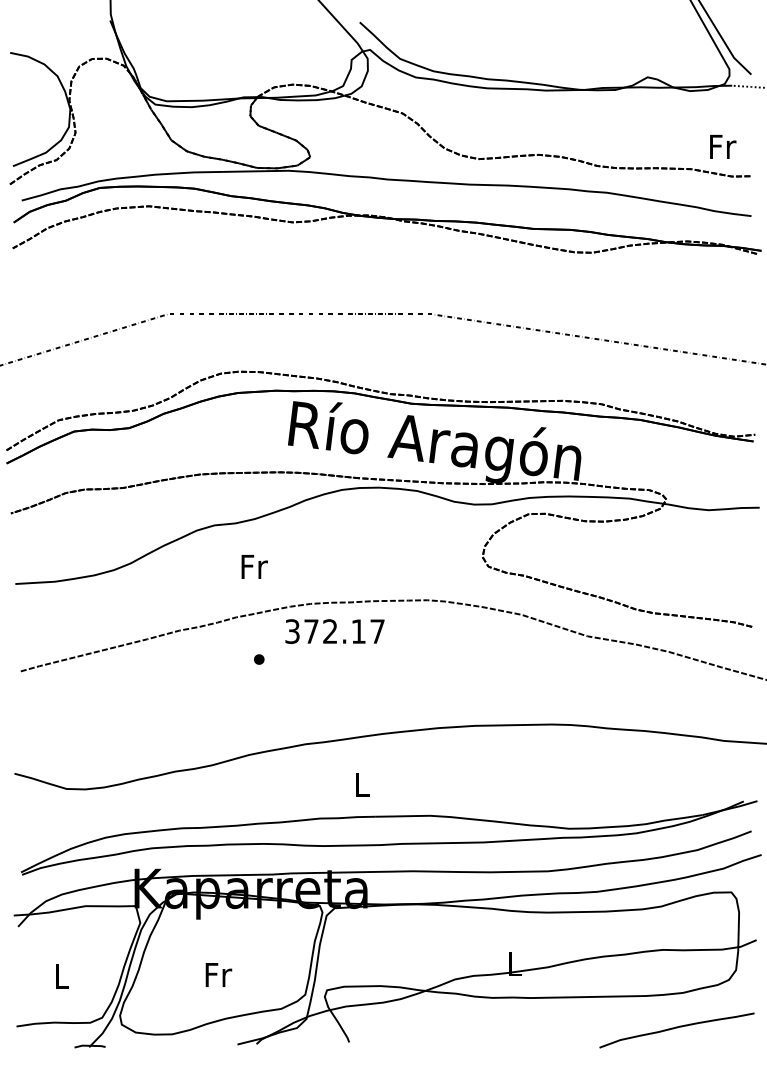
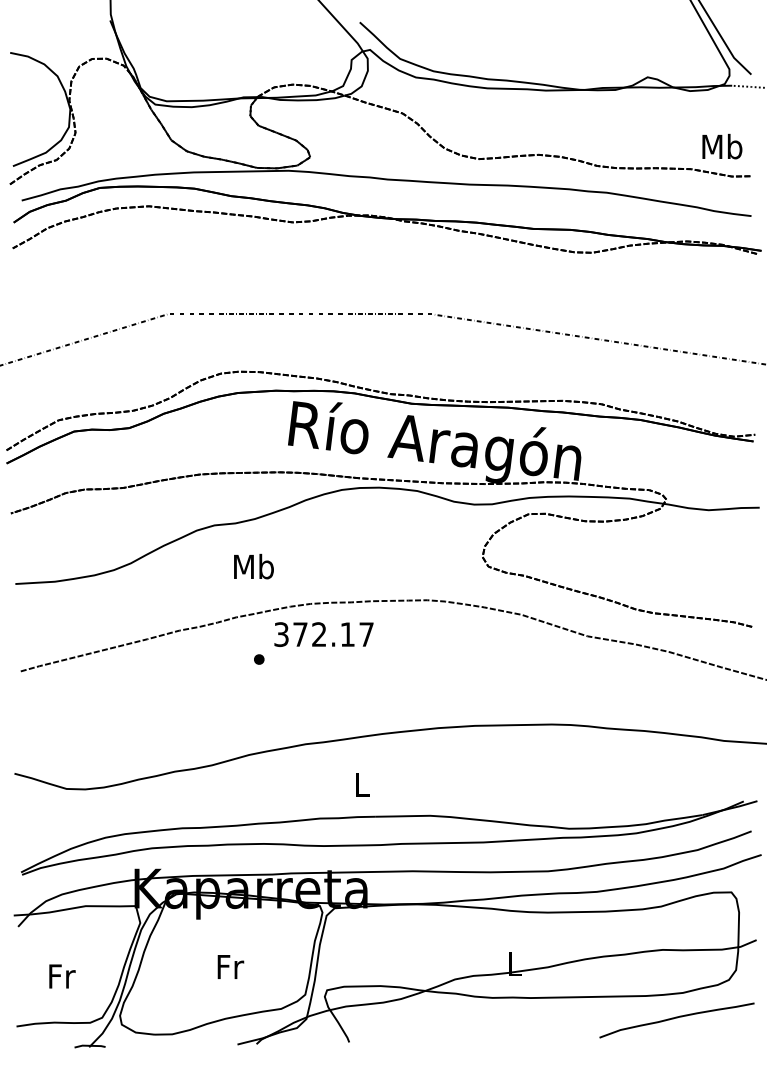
text: Fr -> Mb (722, 146)
text: Fr -> Mb (253, 566)
text position: (334, 631) -> (323, 634) (323, 634)
text position: (218, 974) -> (230, 966) (230, 966)
text: L -> Fr (62, 976)
curve position: (676, 1028) -> (676, 1018) (676, 1018)
